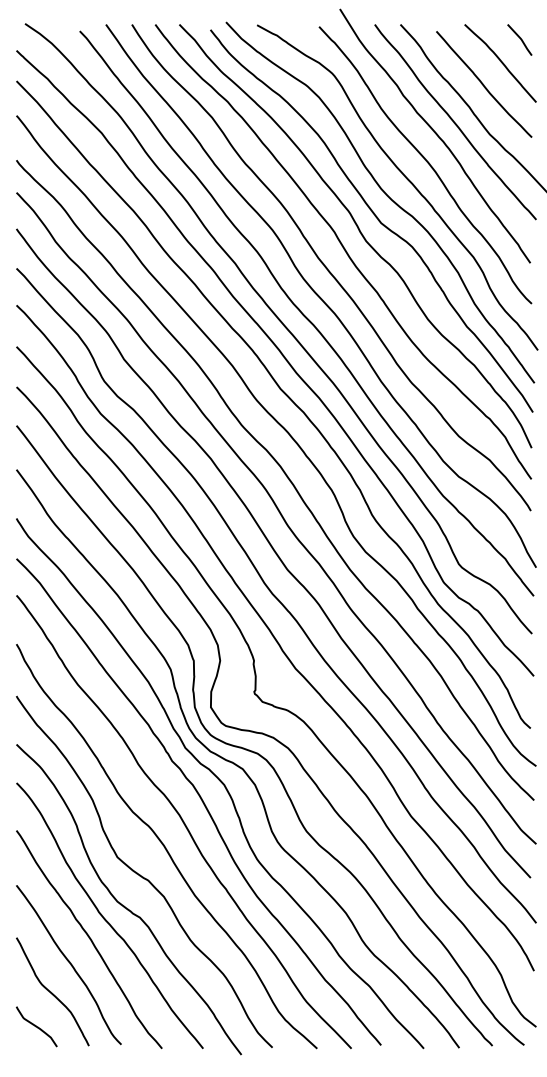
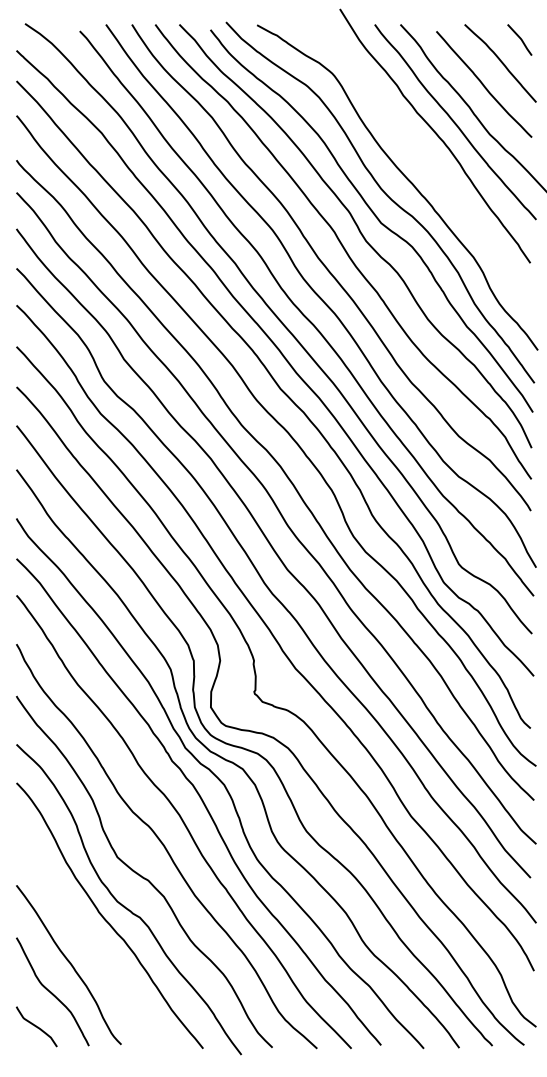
curve: present -> none (427, 163)
curve: present -> none (89, 939)
